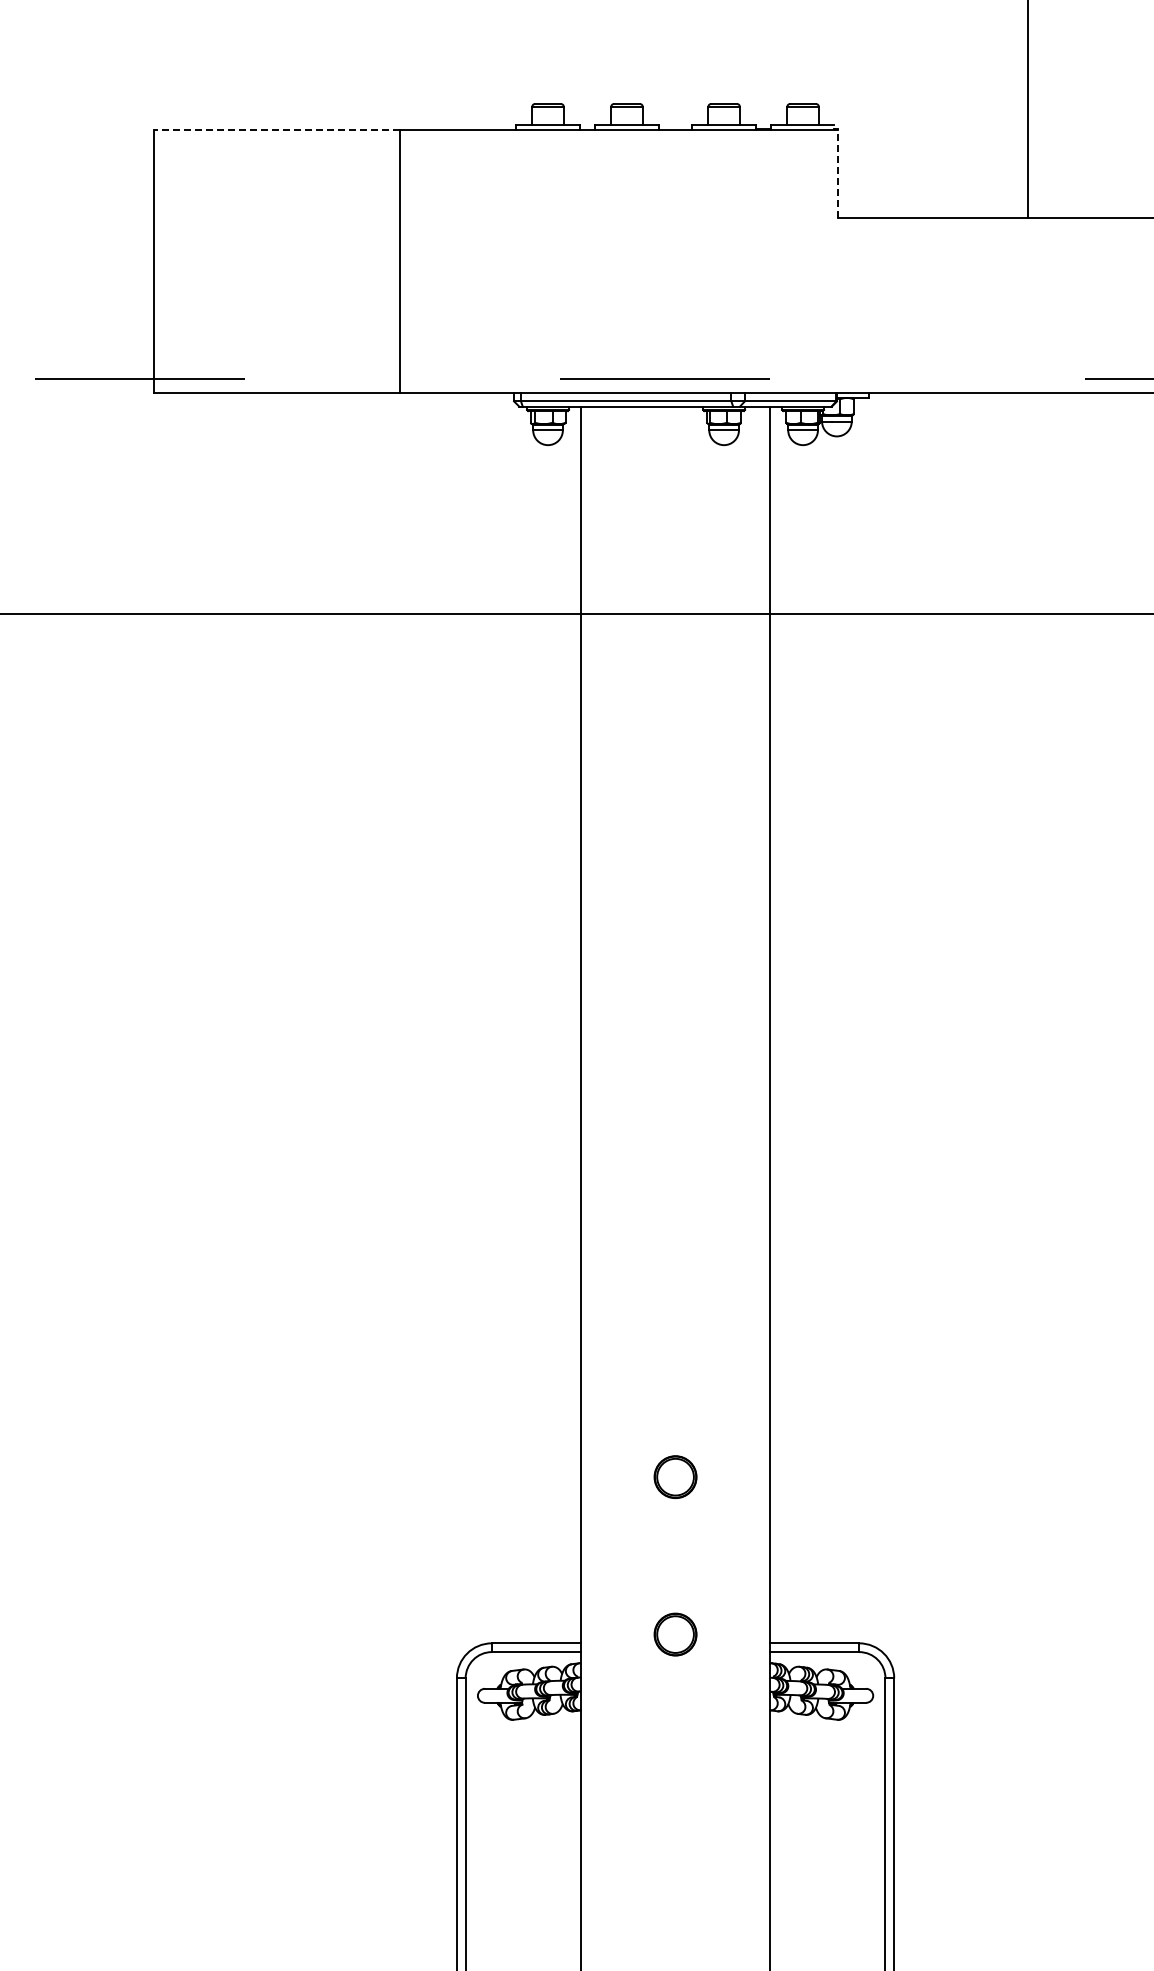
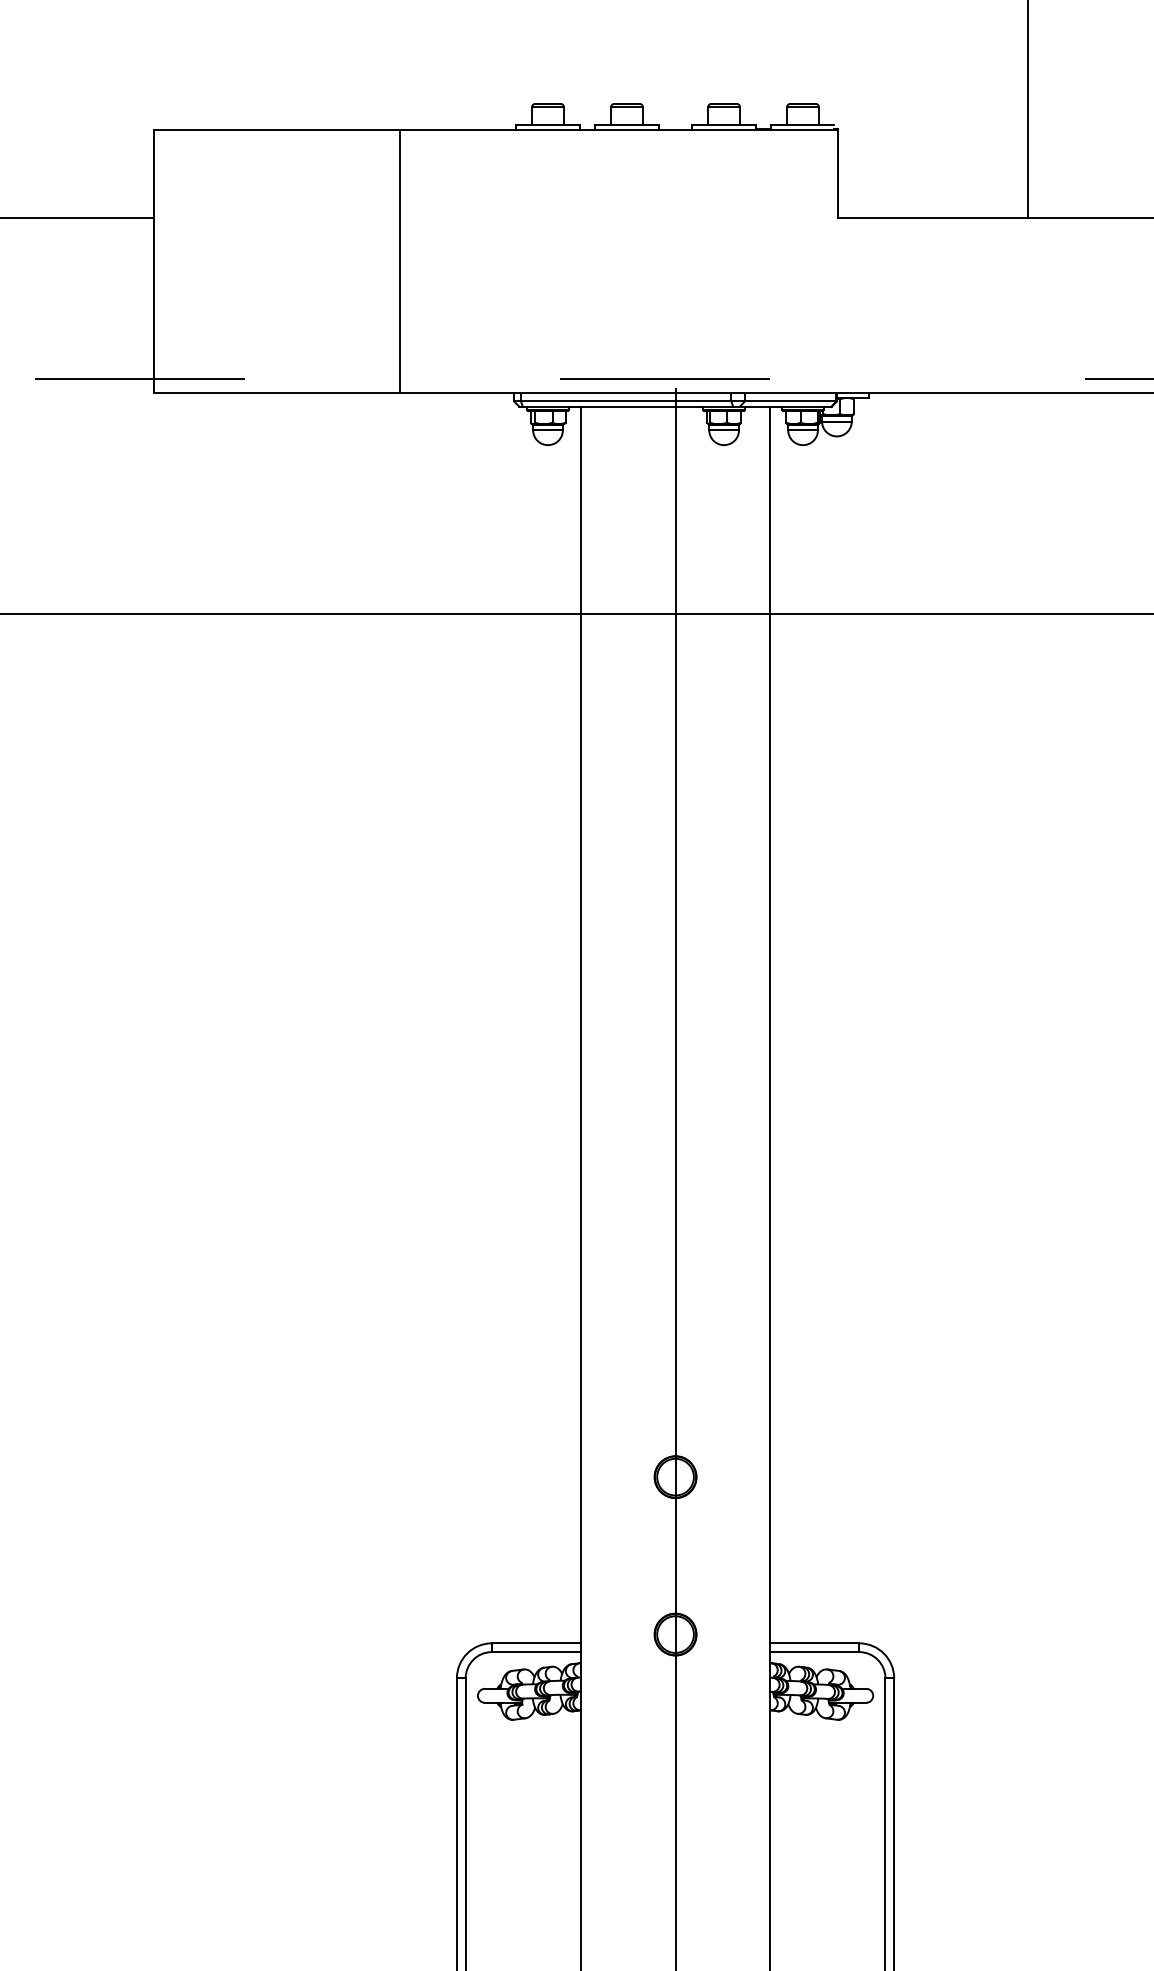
line: dashed -> solid (276, 130)
line: dashed -> solid (837, 173)
line: none -> present (77, 217)
line: none -> present (675, 1178)
